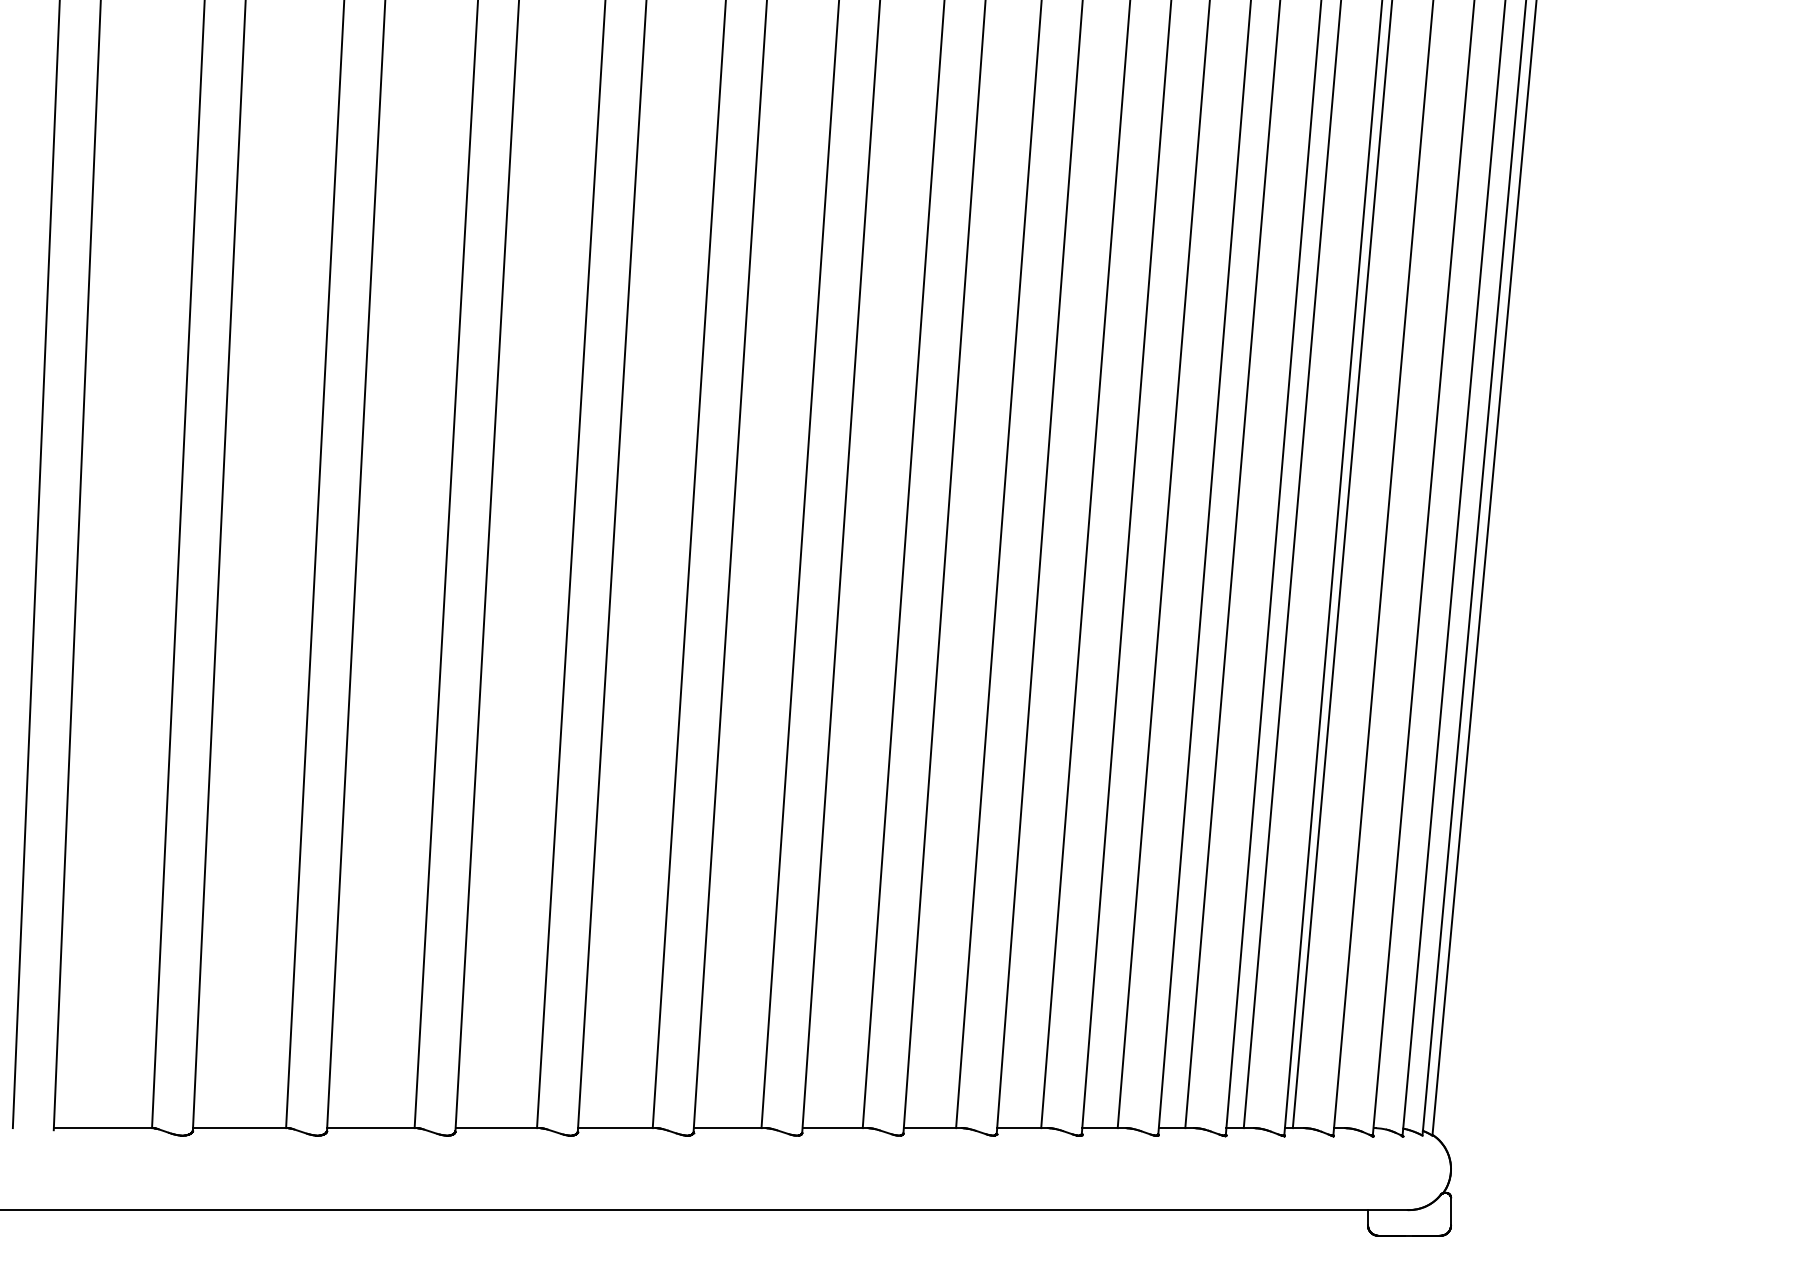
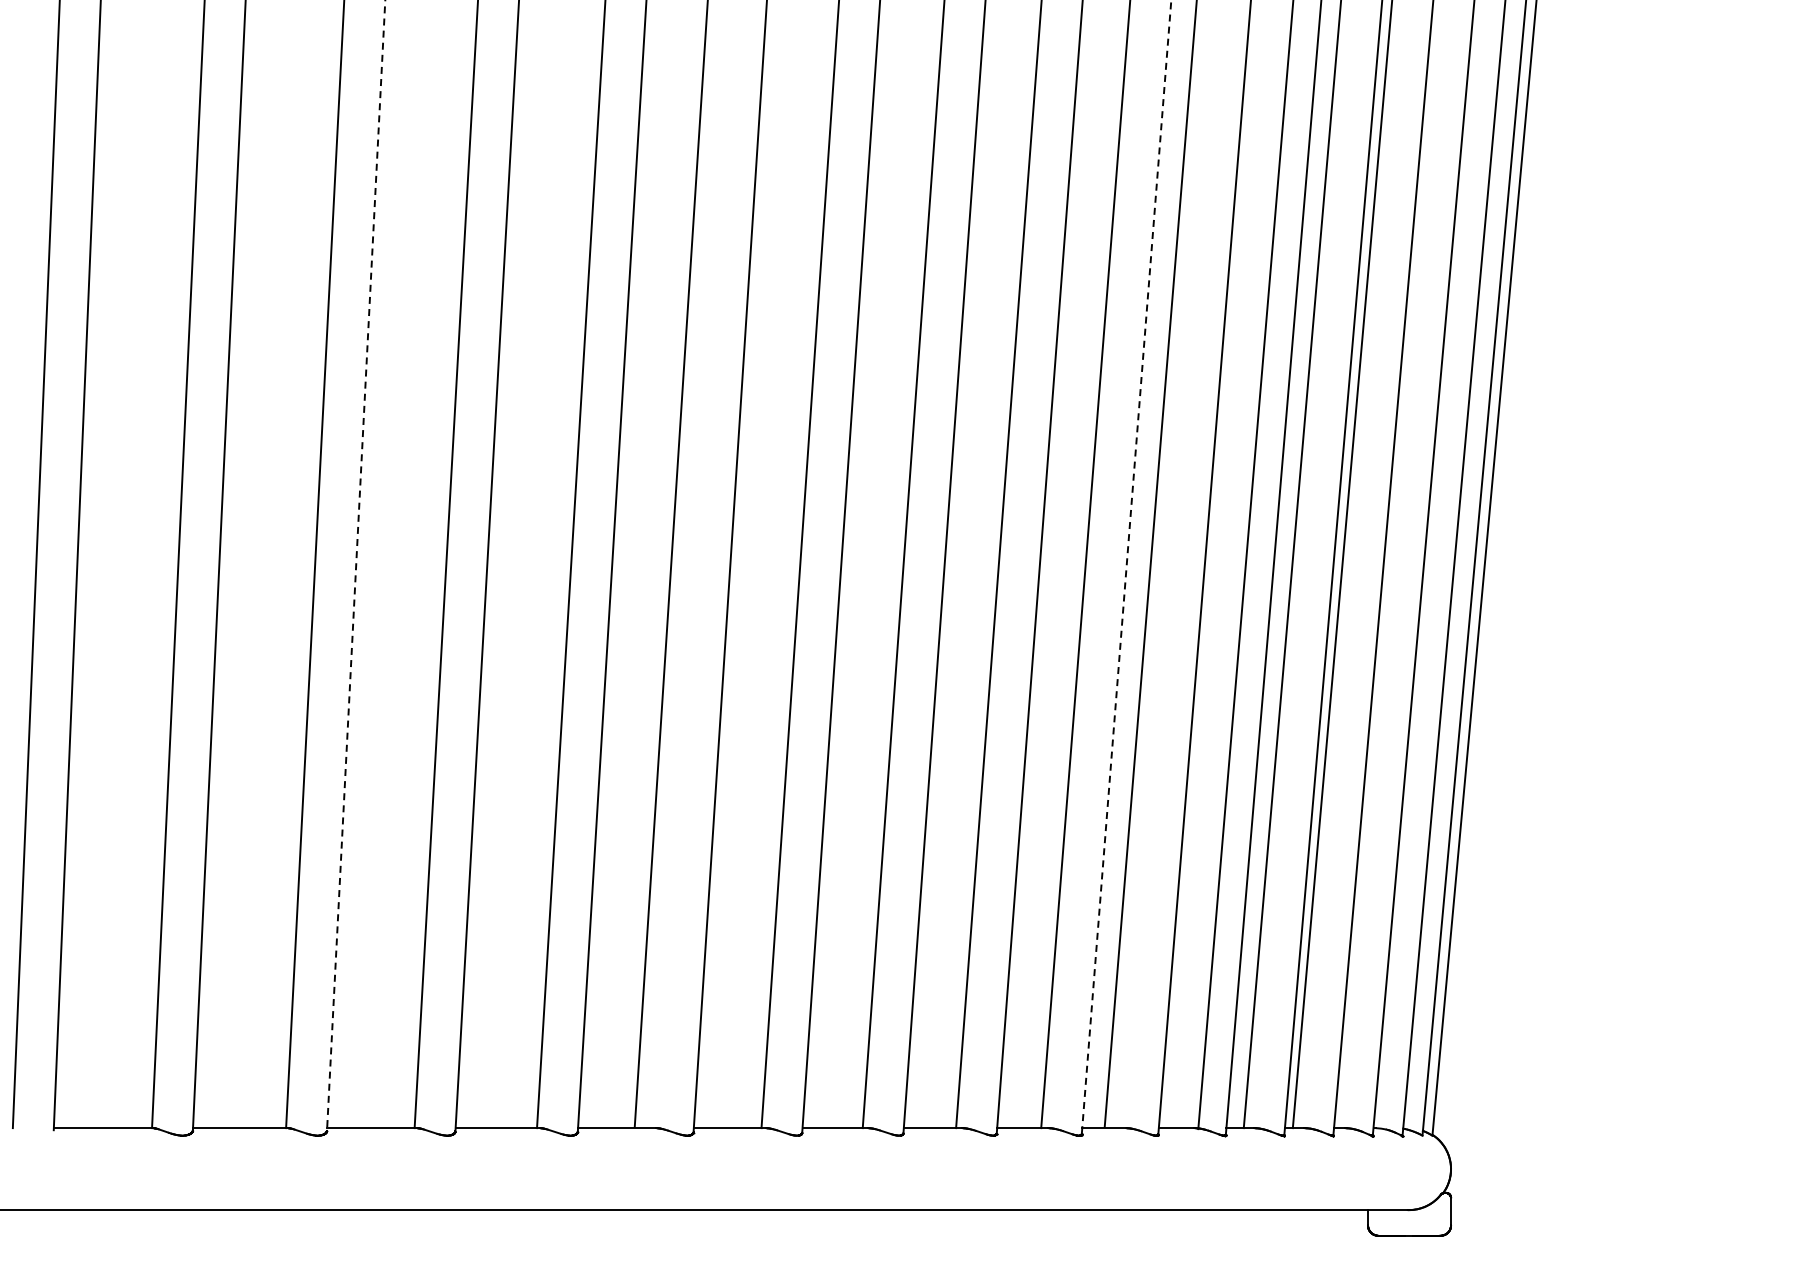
line: solid -> dashed (356, 565)
line position: (688, 565) -> (670, 564) (670, 564)
line position: (1163, 565) -> (1150, 564) (1150, 564)
line position: (1232, 565) -> (1245, 565) (1245, 565)
line: solid -> dashed (1126, 567)
